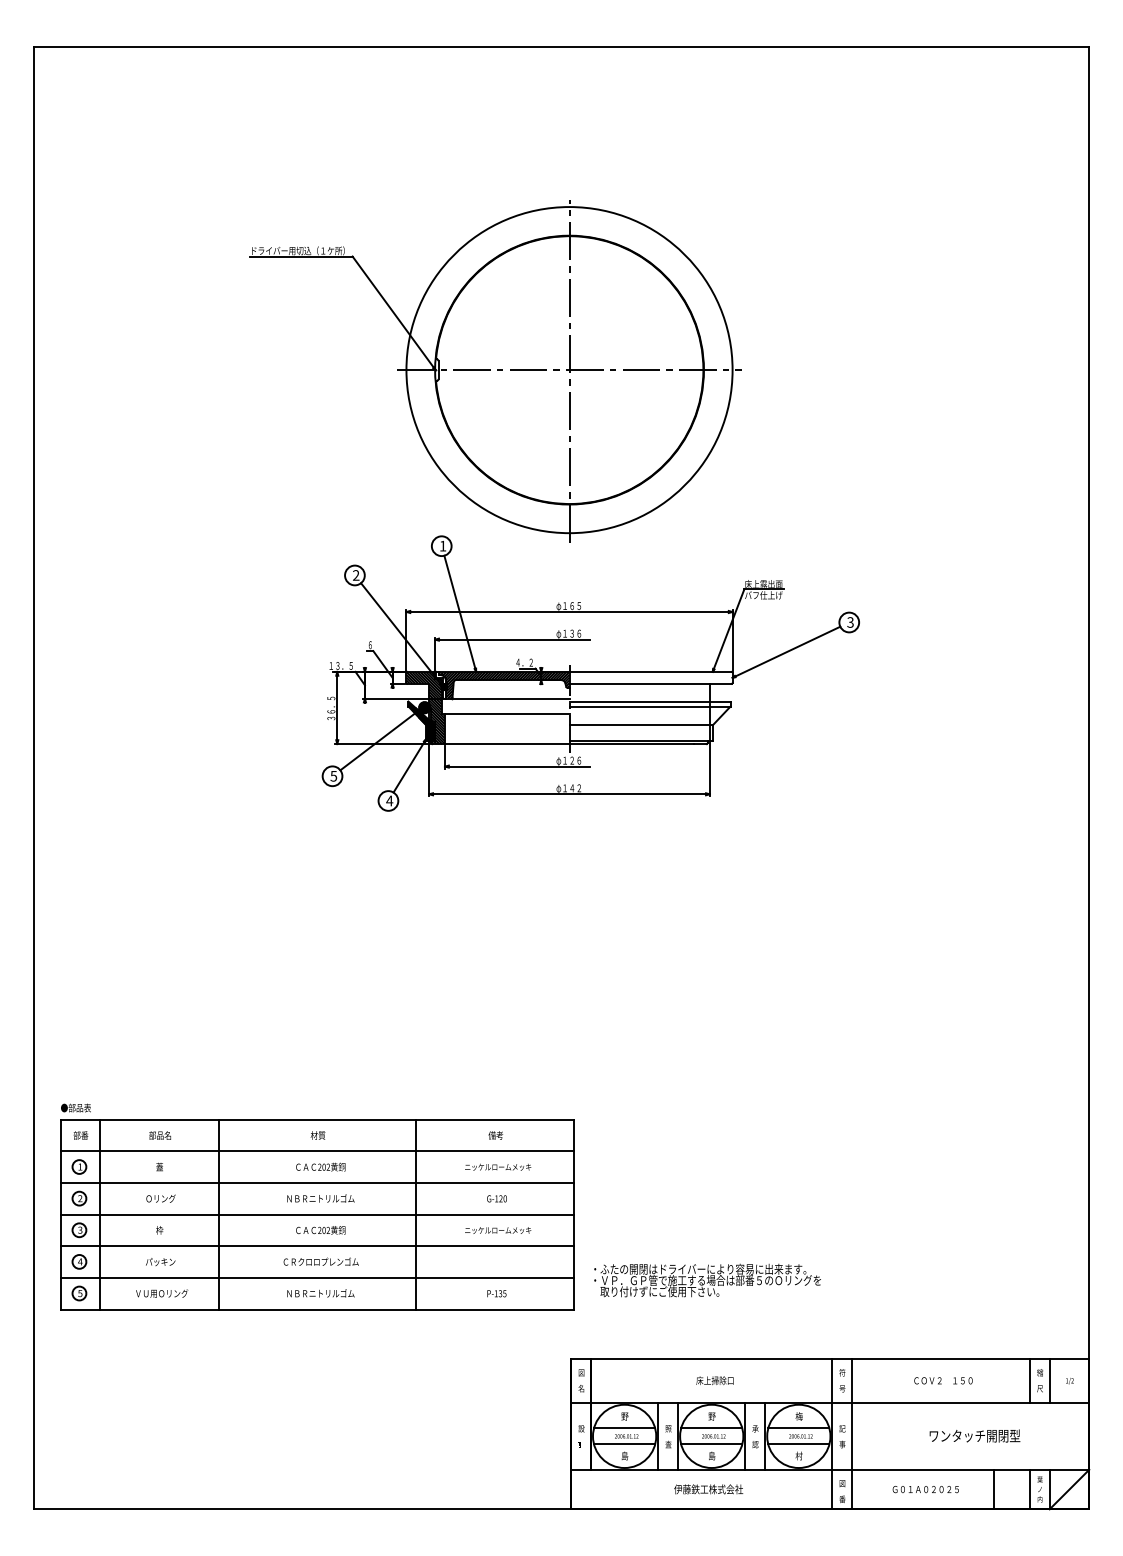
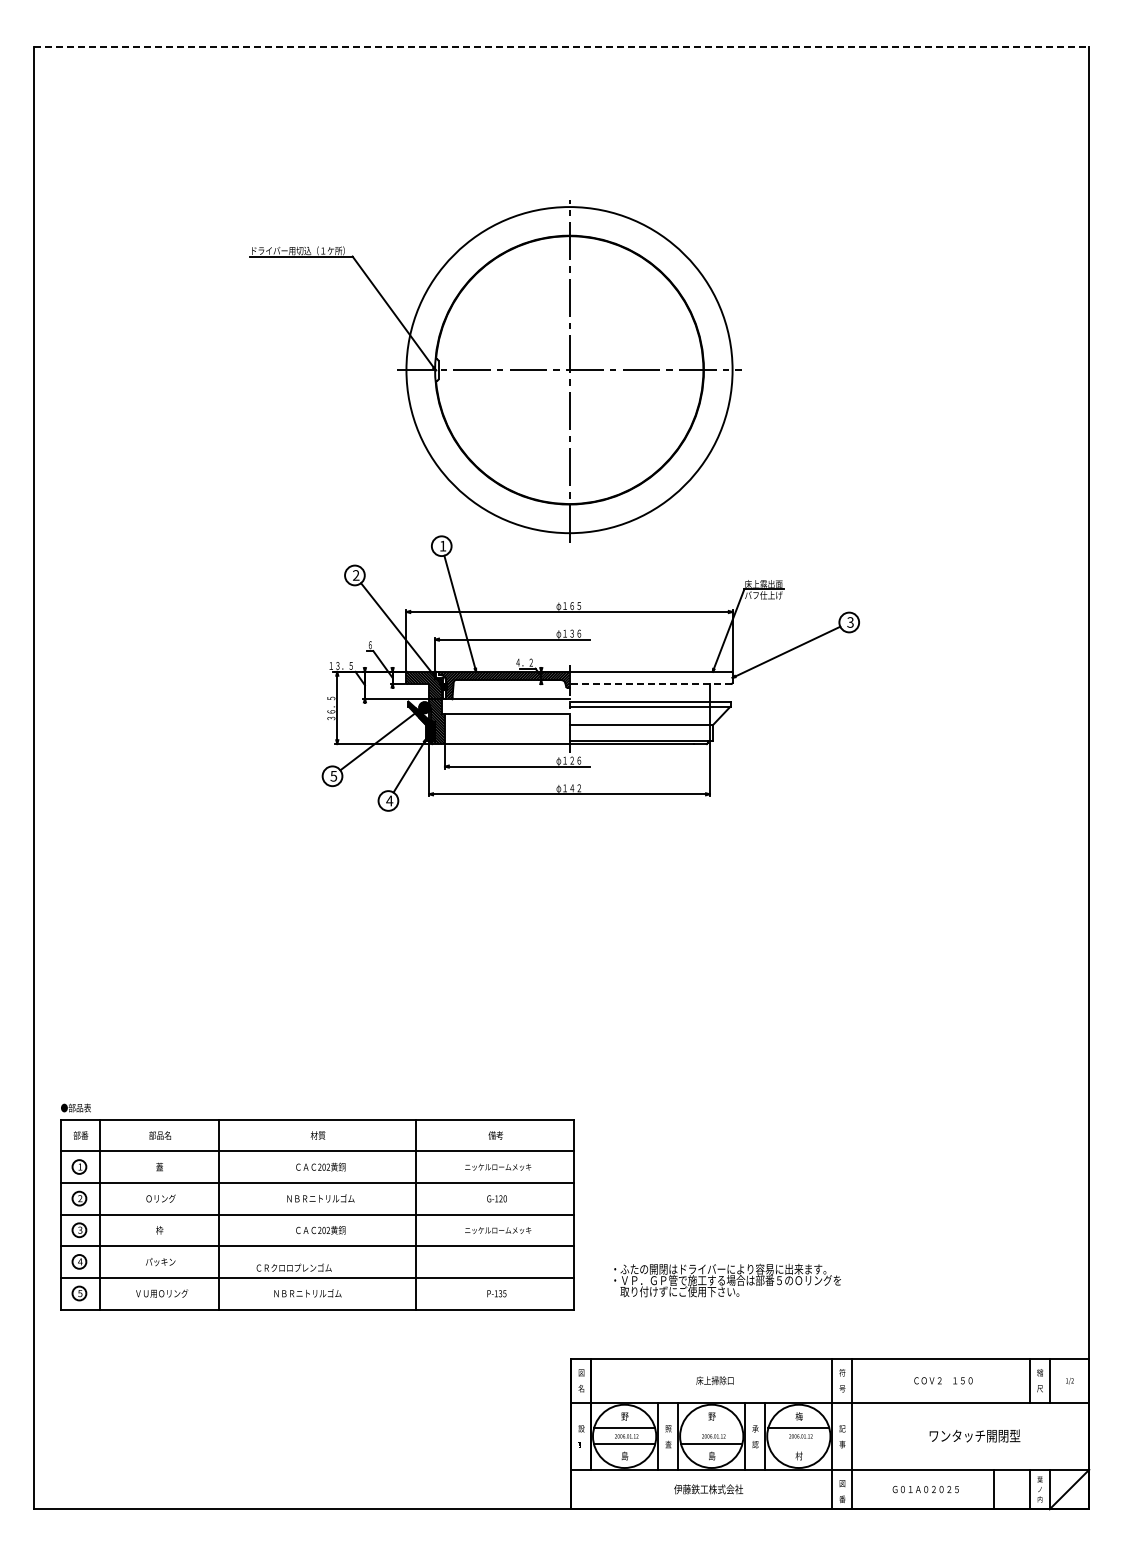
line: solid -> dashed (561, 46)
line: solid -> dashed (650, 683)
text position: (320, 1261) -> (293, 1267) (293, 1267)
text position: (707, 1280) -> (727, 1280) (727, 1280)
text position: (320, 1293) -> (307, 1293) (307, 1293)
line: present -> none (711, 1428)
line: present -> none (798, 1444)
